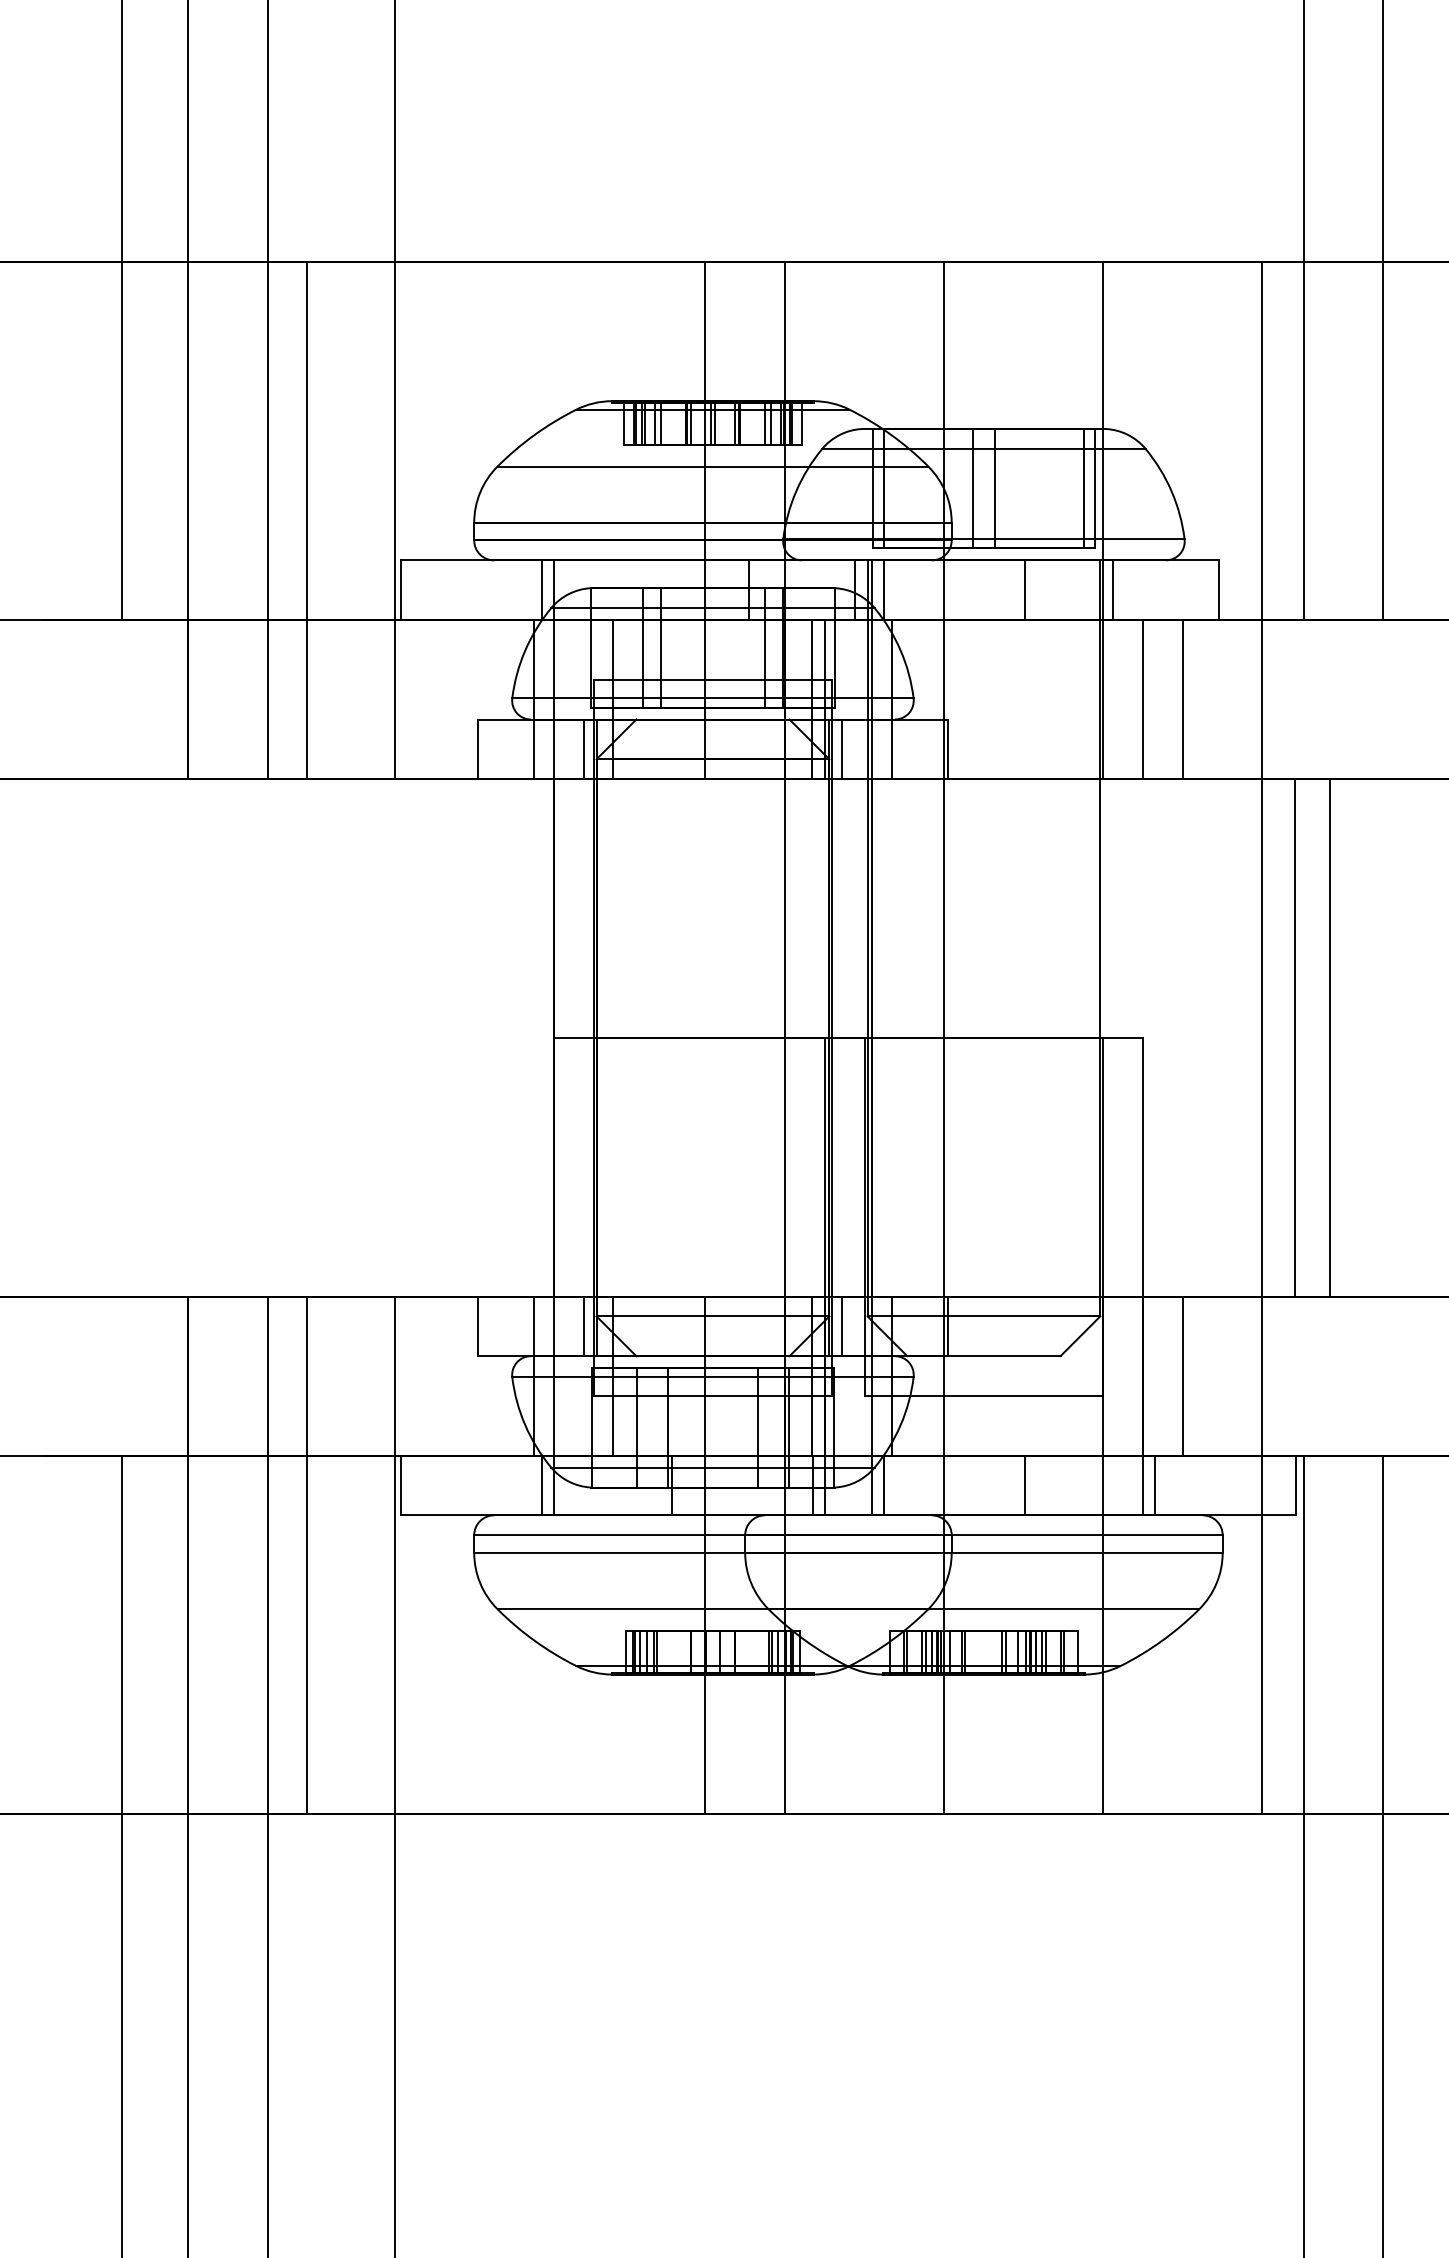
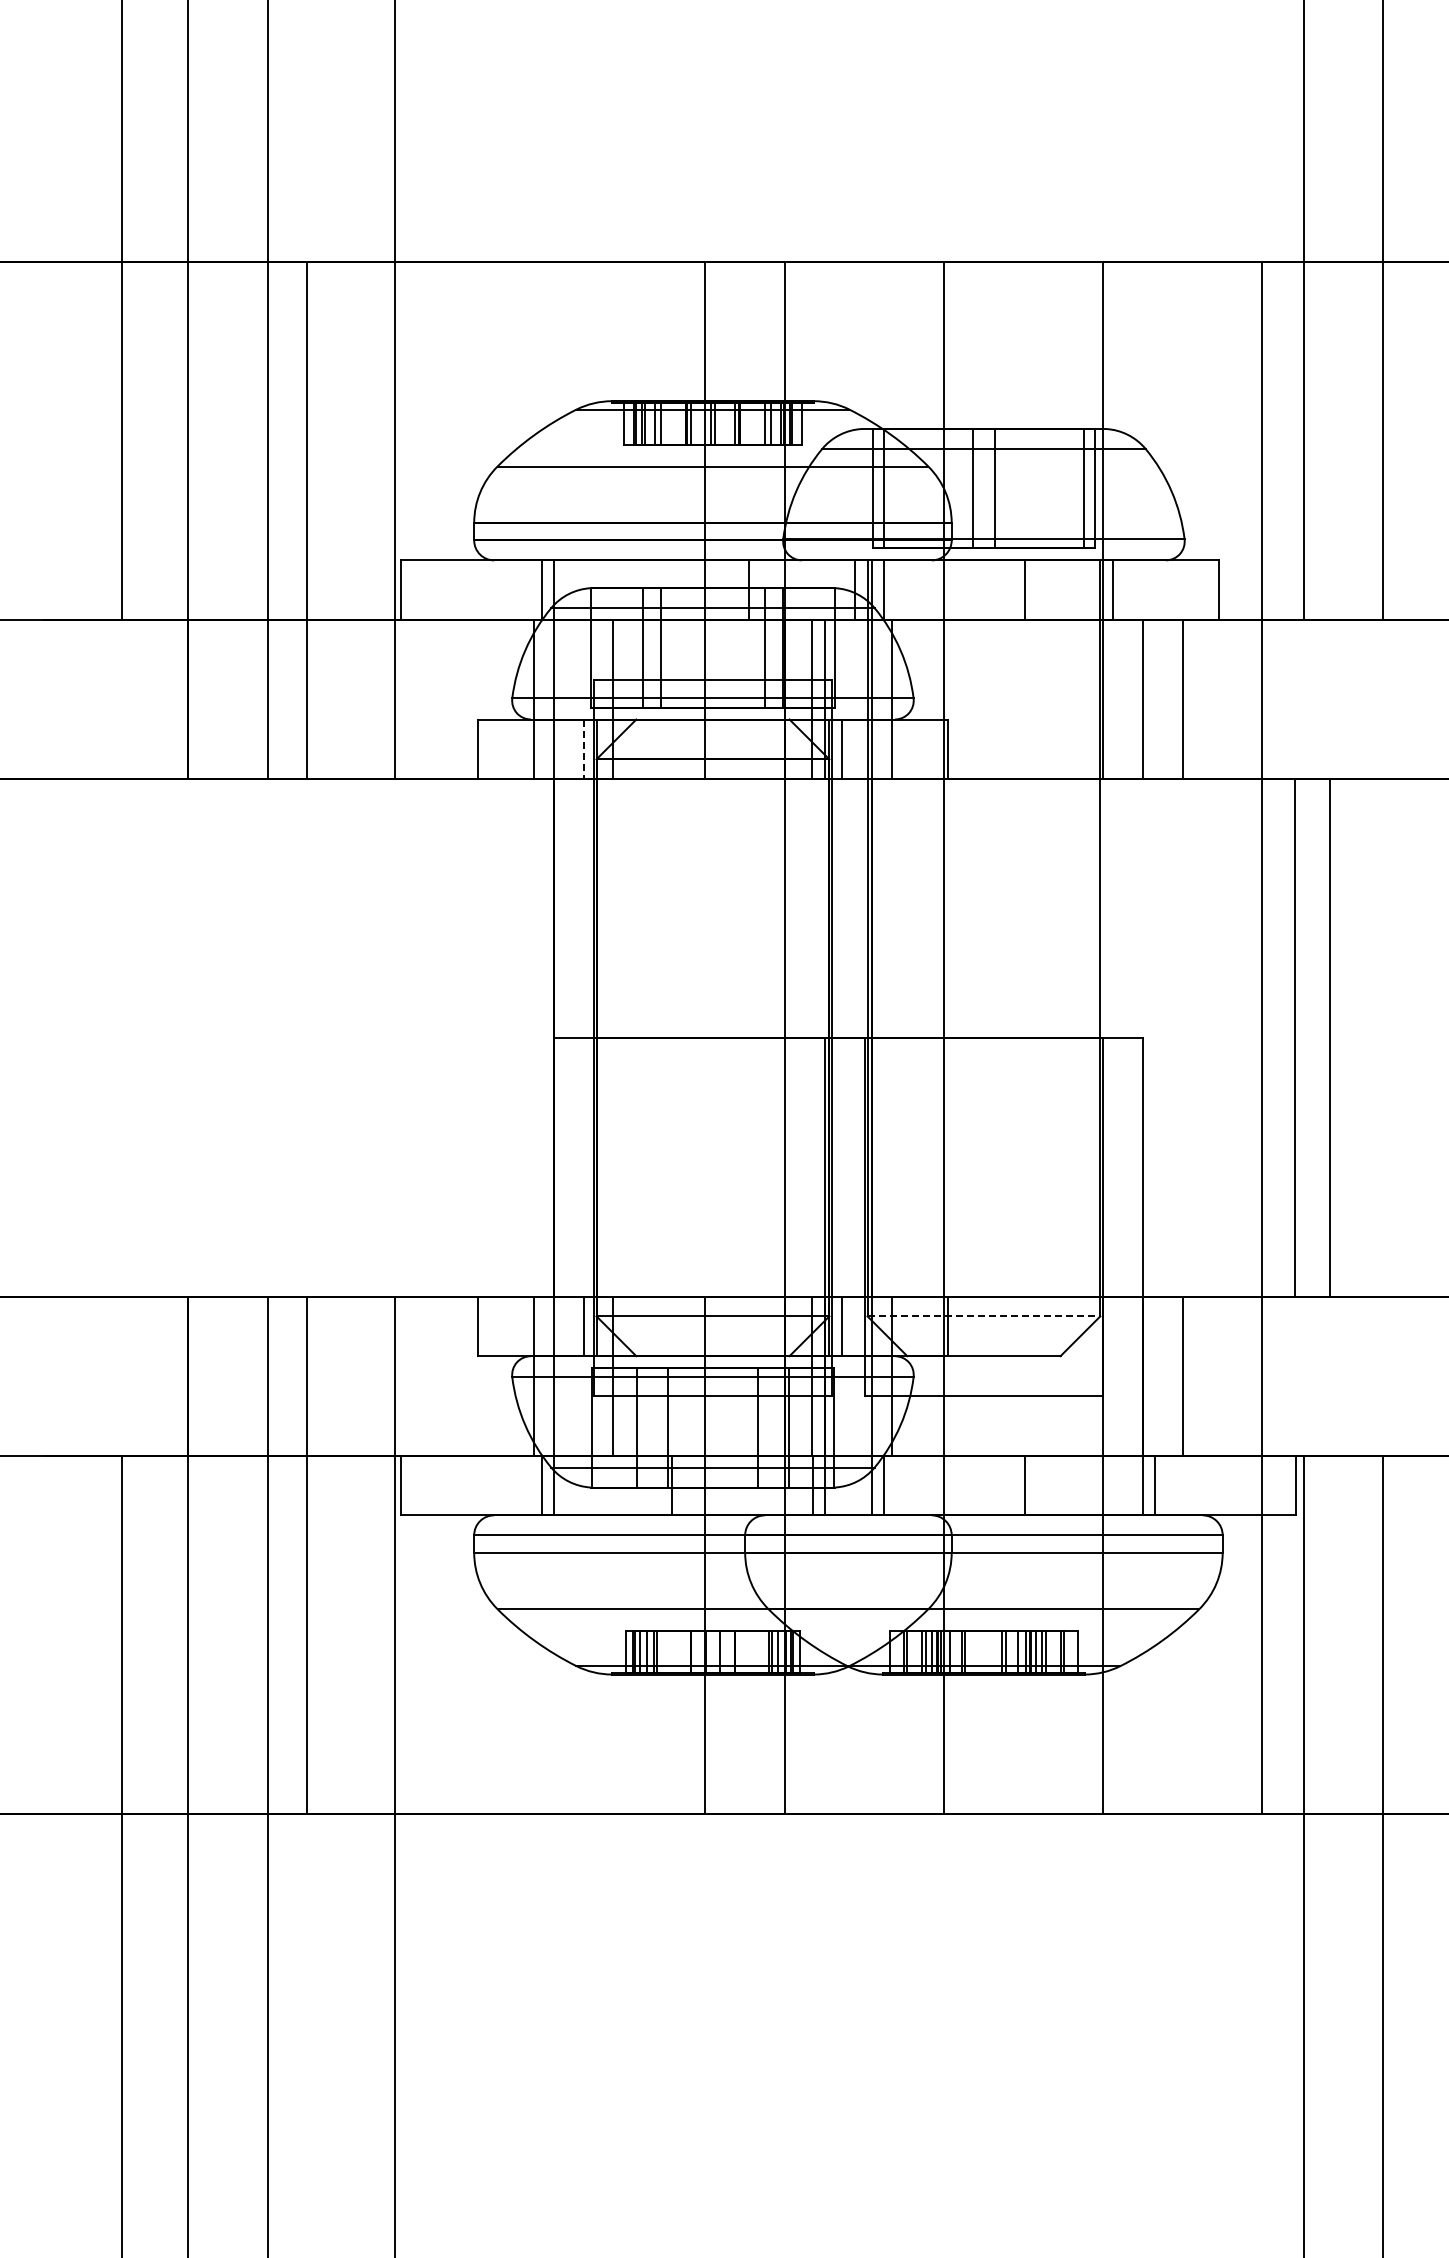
line: solid -> dashed (583, 749)
line: solid -> dashed (984, 1316)
